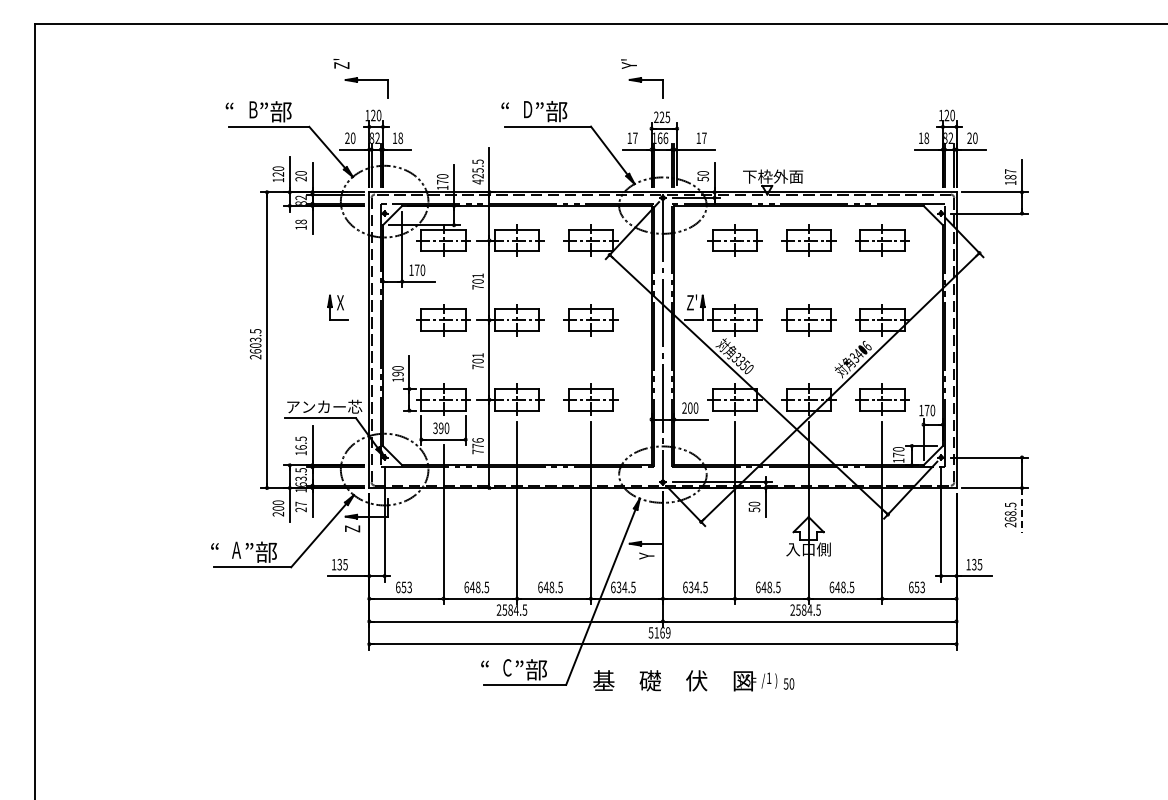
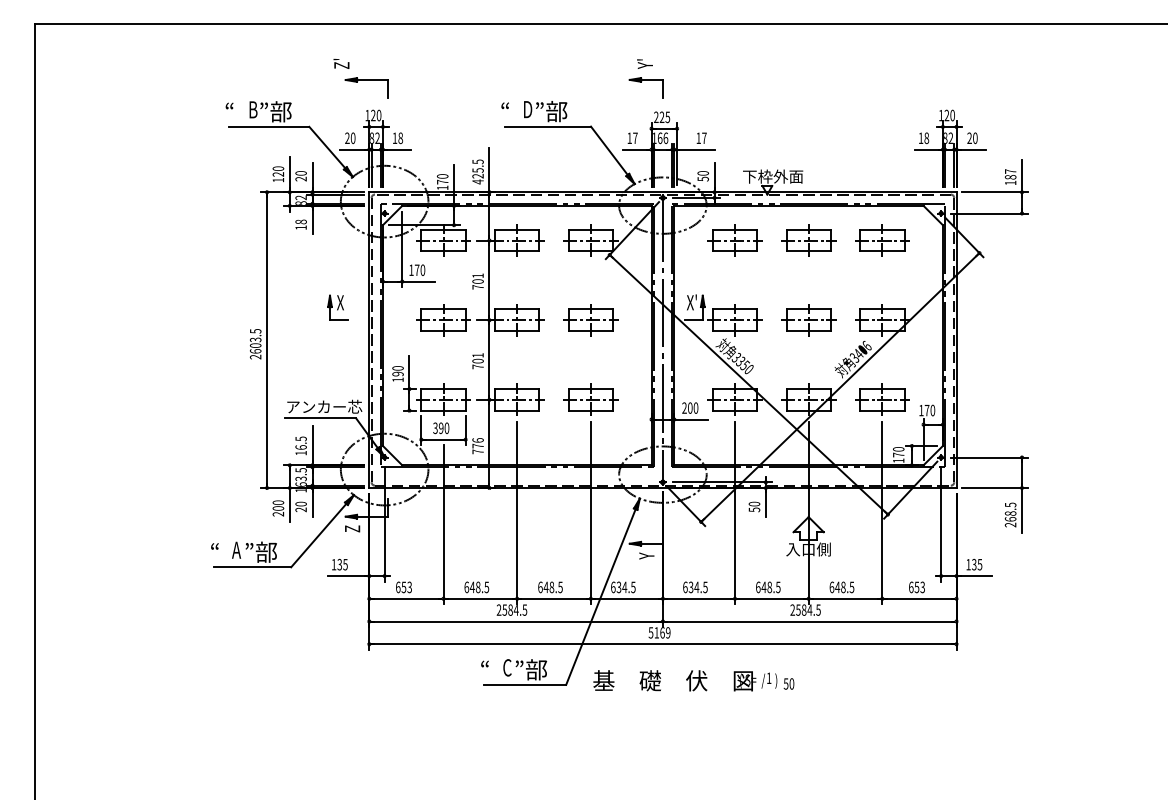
text position: (628, 63) -> (644, 63) (644, 63)
text: Z' -> X' (692, 302)
text: 27 -> 20 (300, 503)
line: dashed -> solid (1022, 510)
